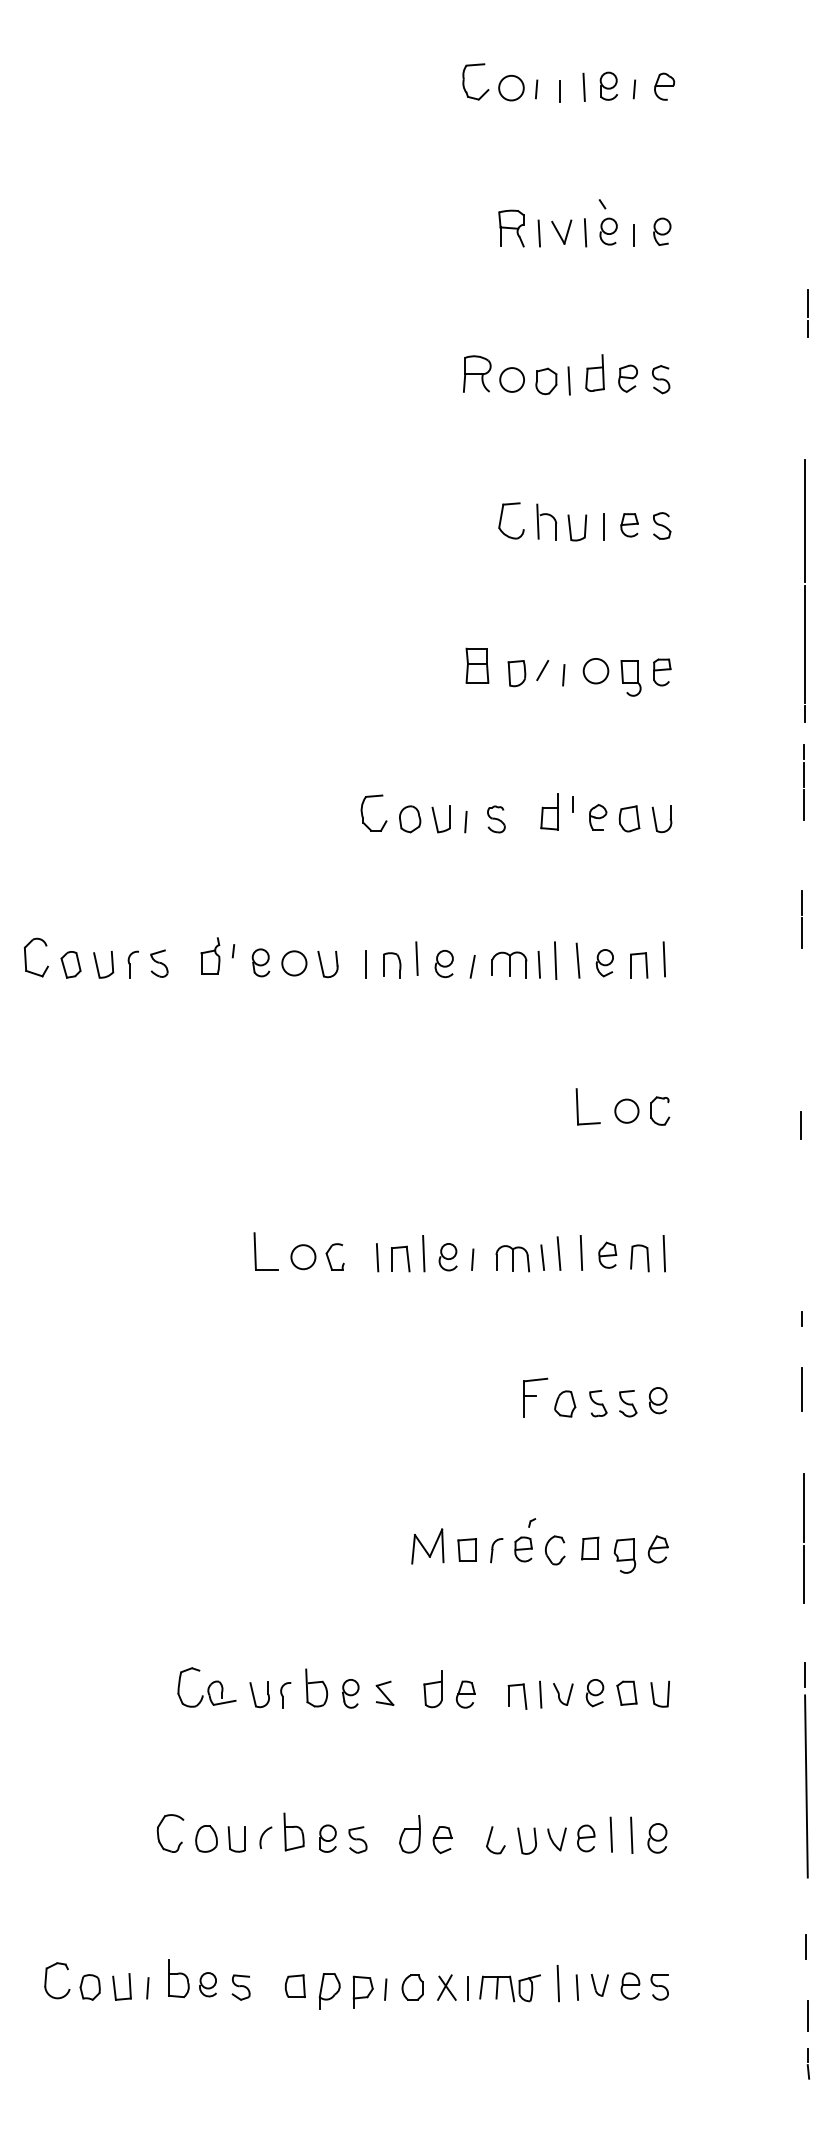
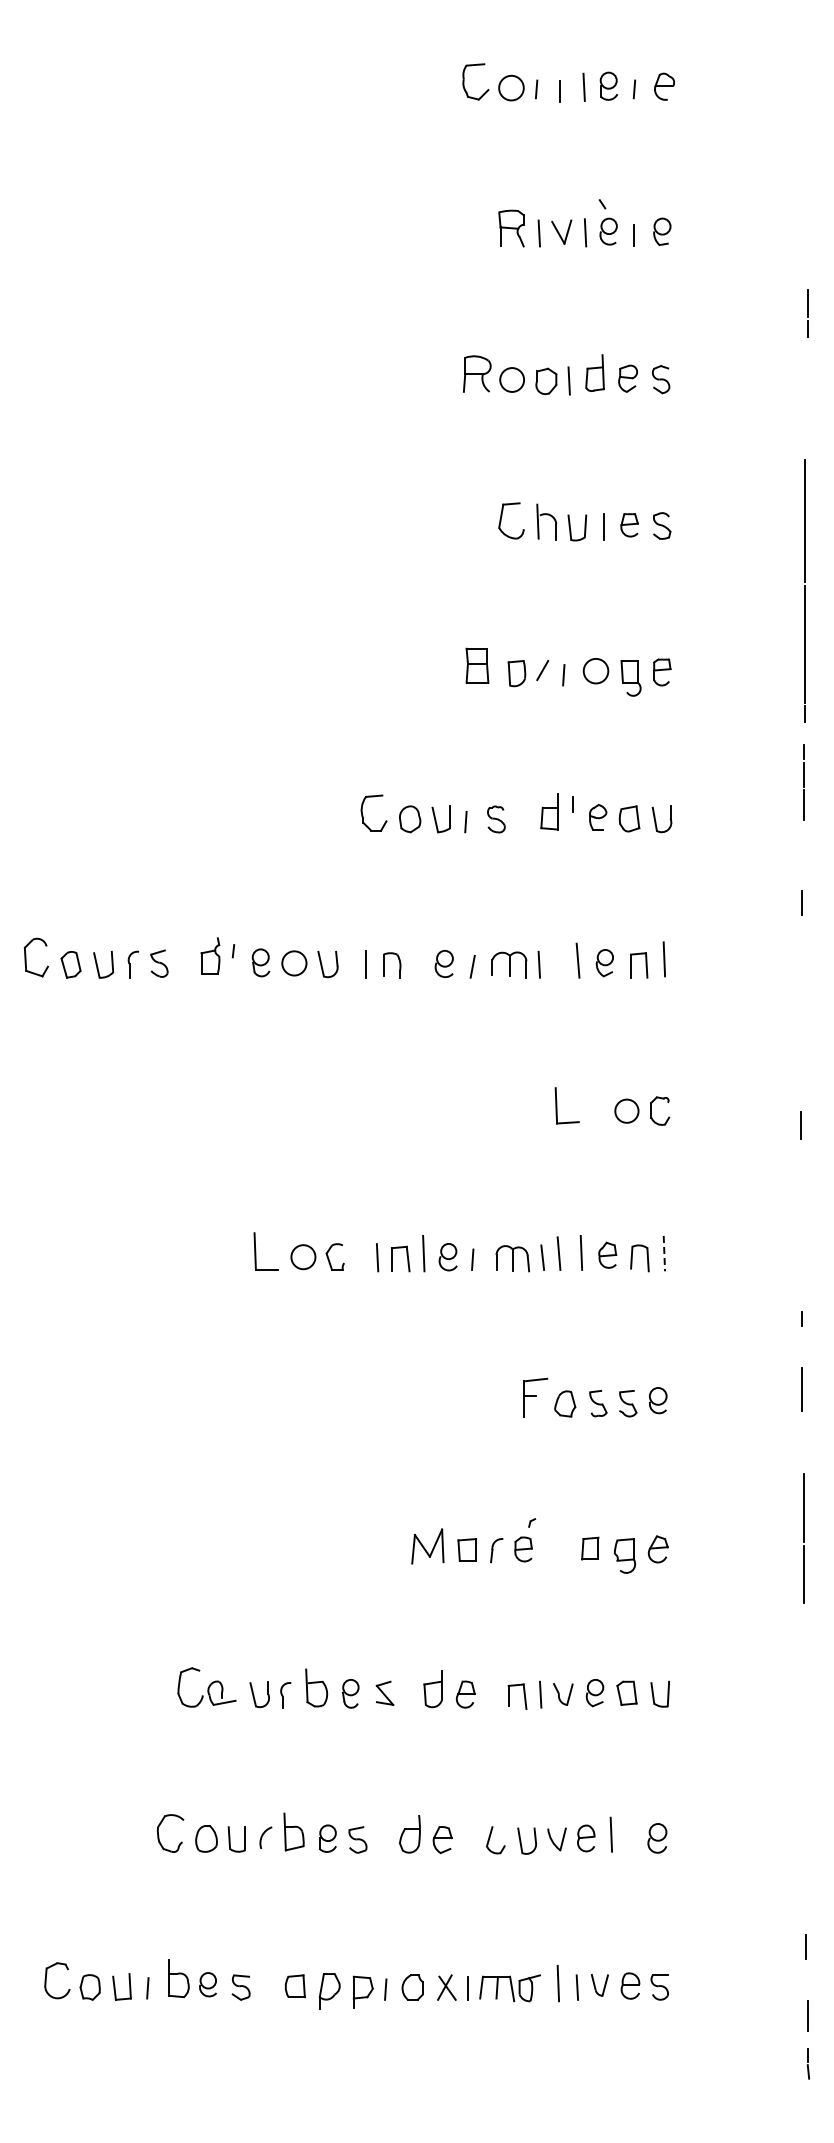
line: present -> none (802, 932)
line: present -> none (416, 958)
line: present -> none (555, 960)
part position: (578, 1106) -> (557, 1105) (557, 1105)
line: solid -> dashed (664, 1253)
part: present -> none (547, 1553)
line: present -> none (806, 1770)
line: present -> none (631, 1835)
